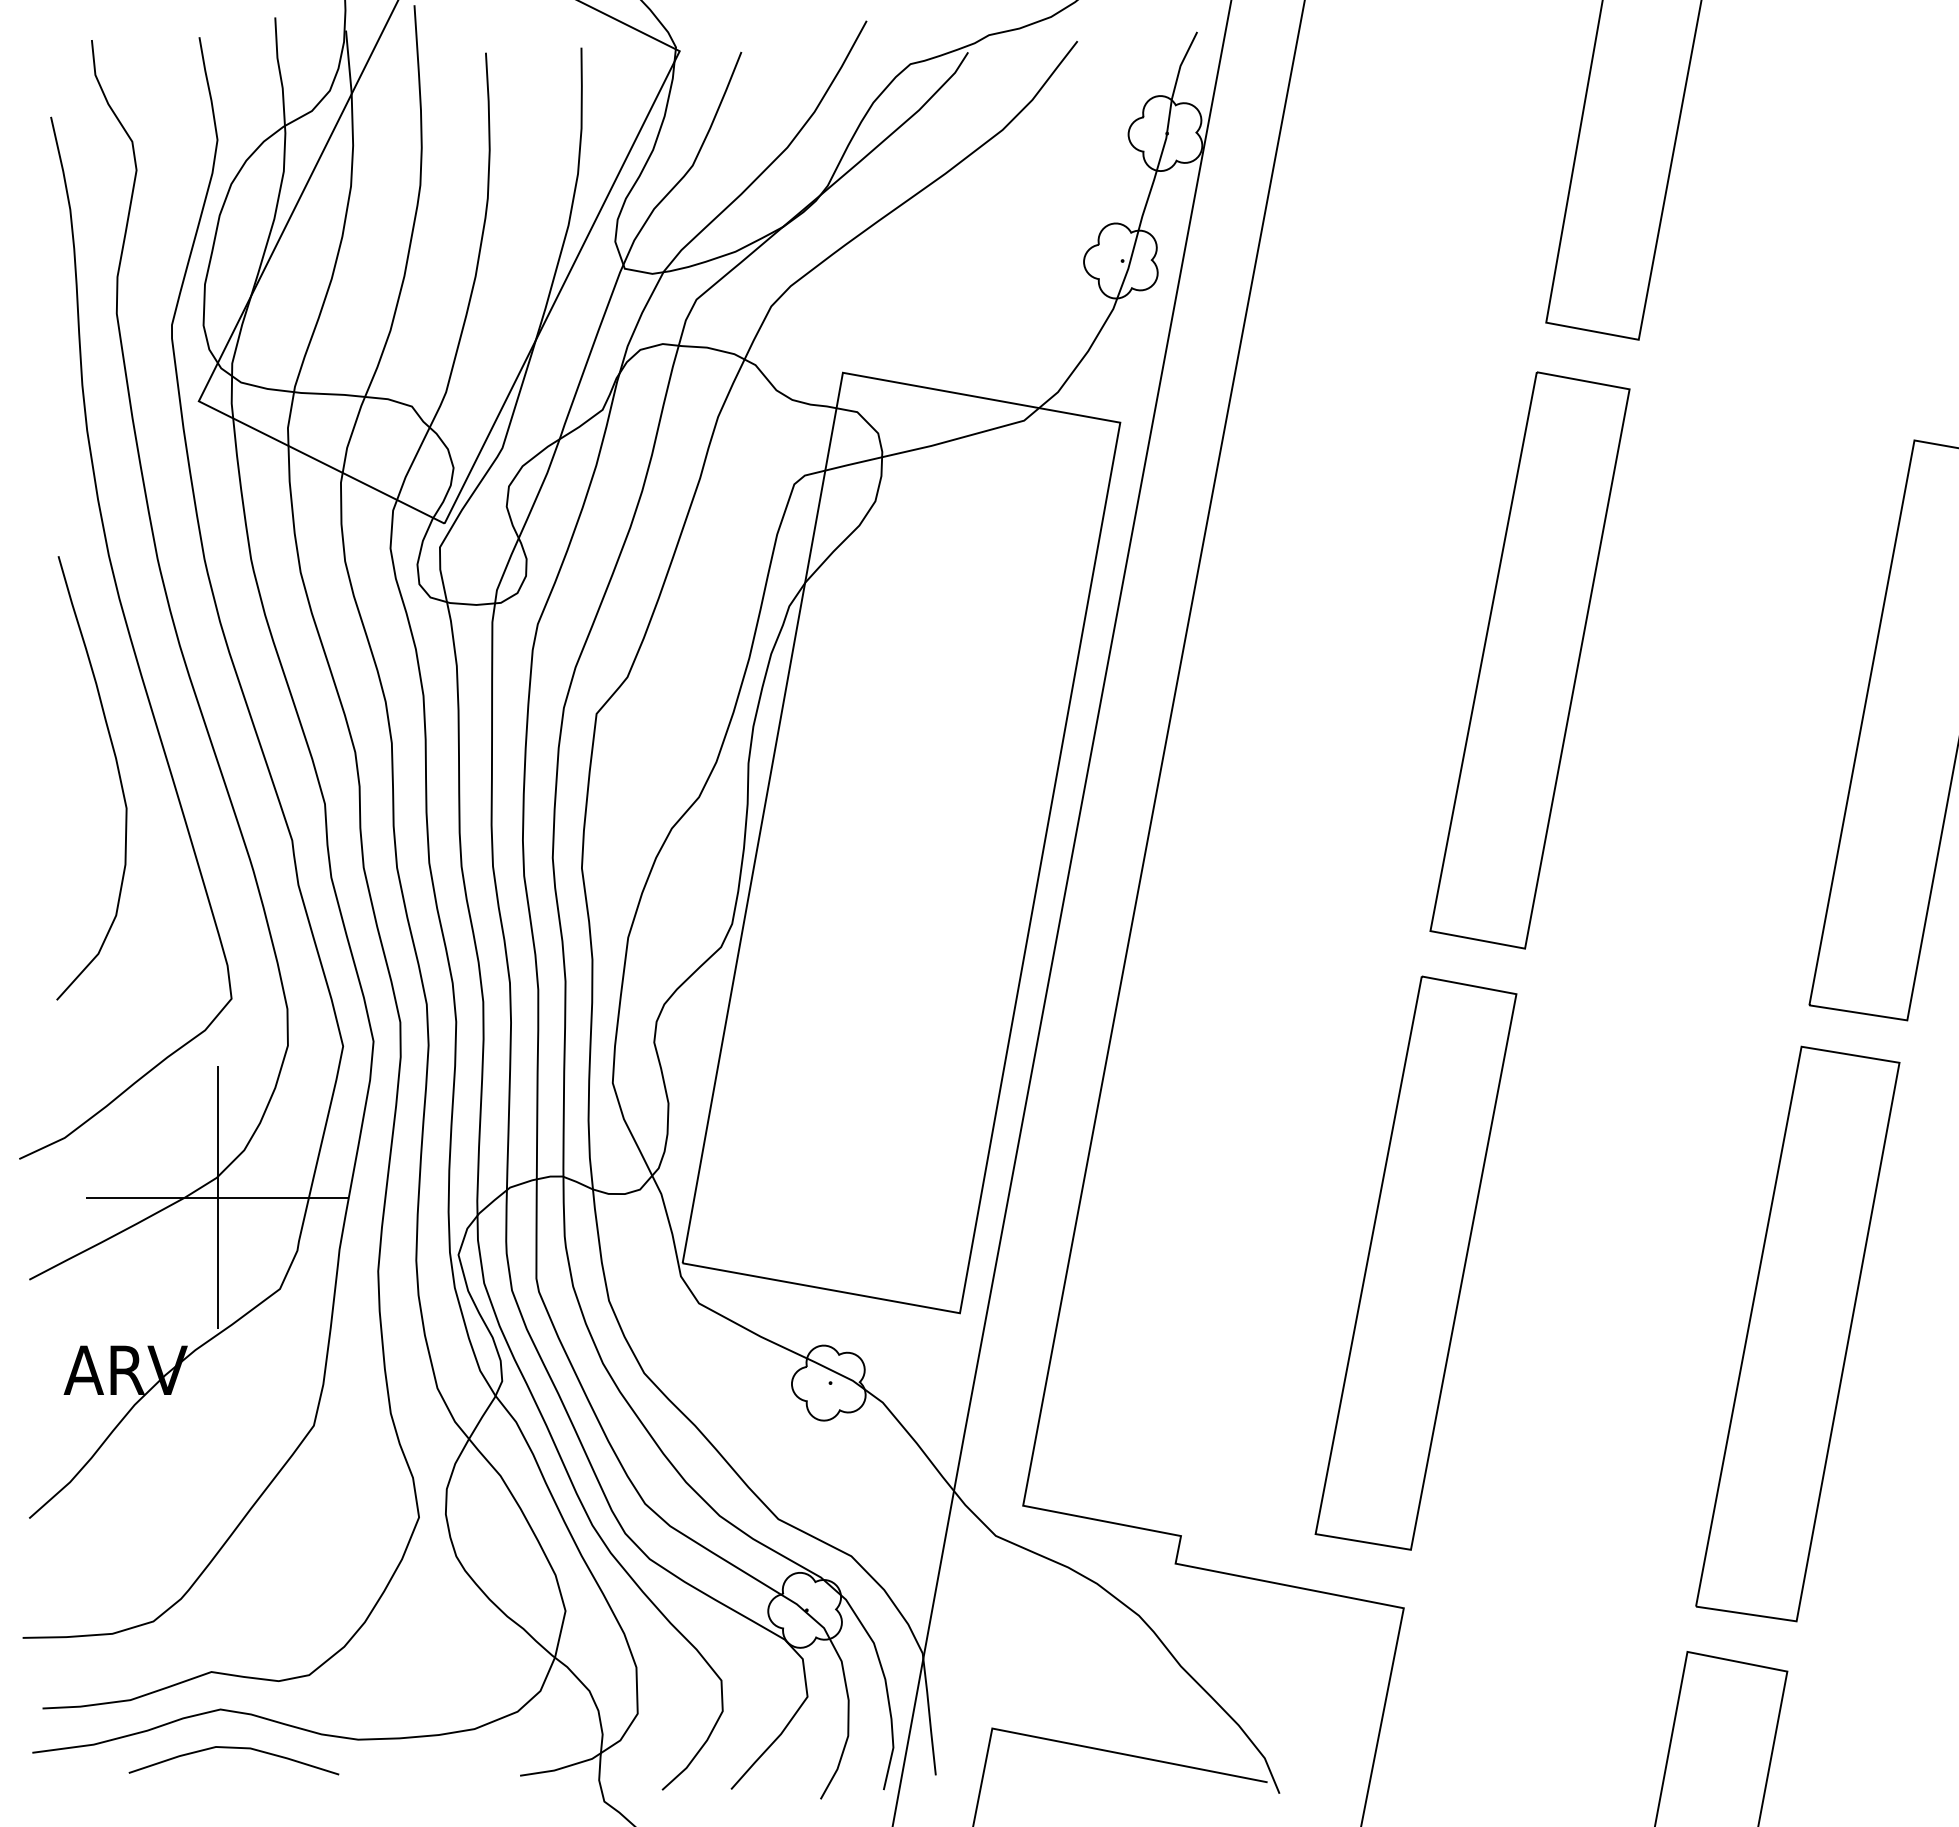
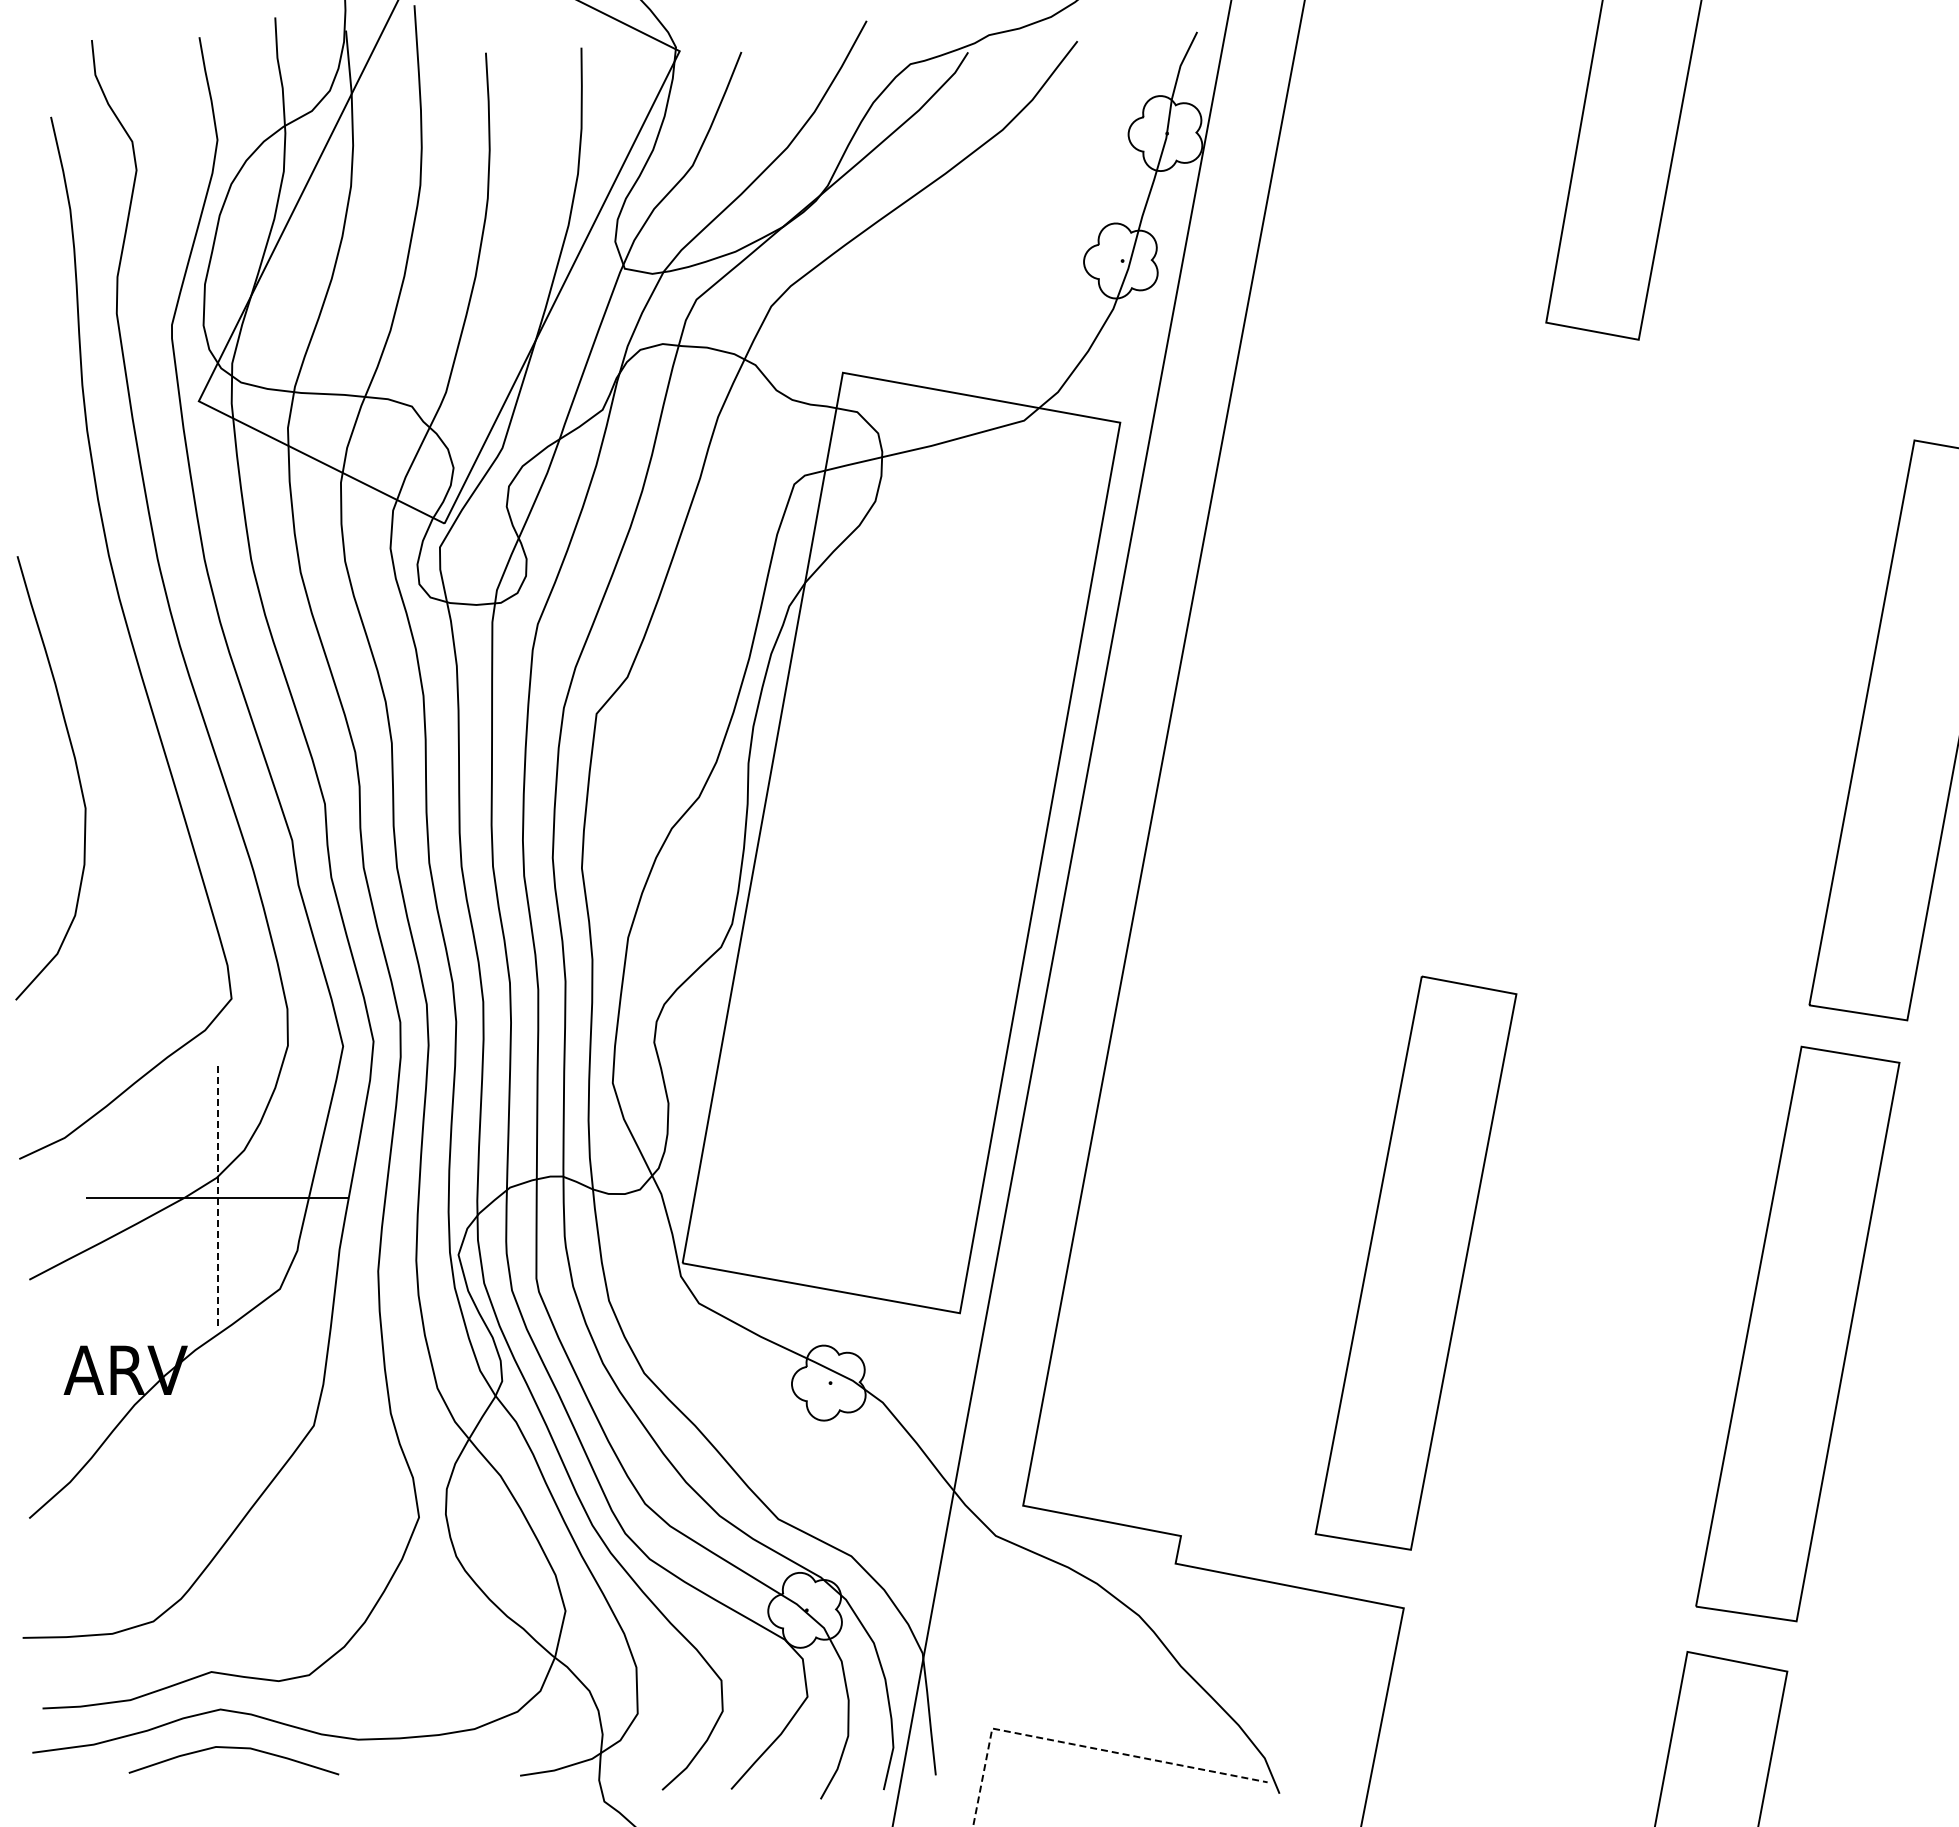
part: present -> none (1529, 660)
curve position: (117, 771) -> (76, 771) (76, 771)
line: solid -> dashed (217, 1198)
line: solid -> dashed (1080, 1745)
